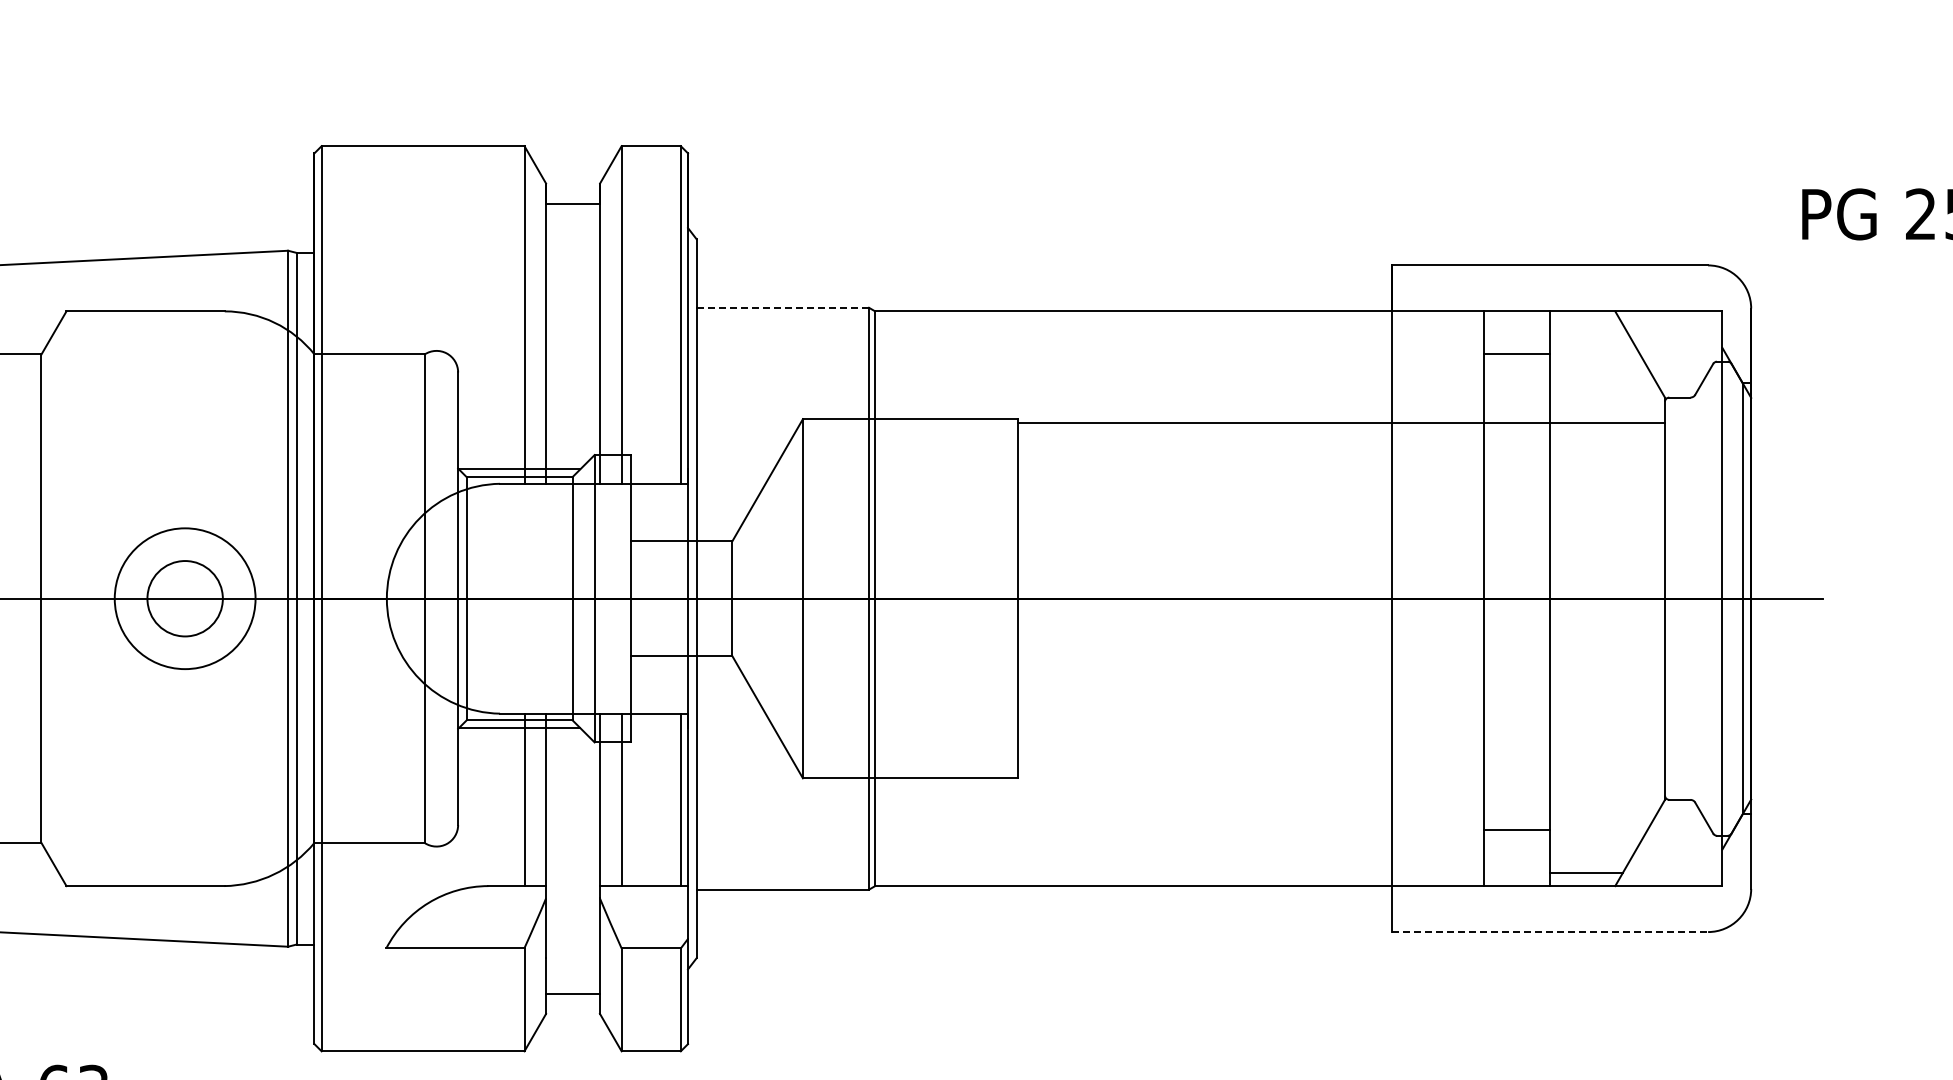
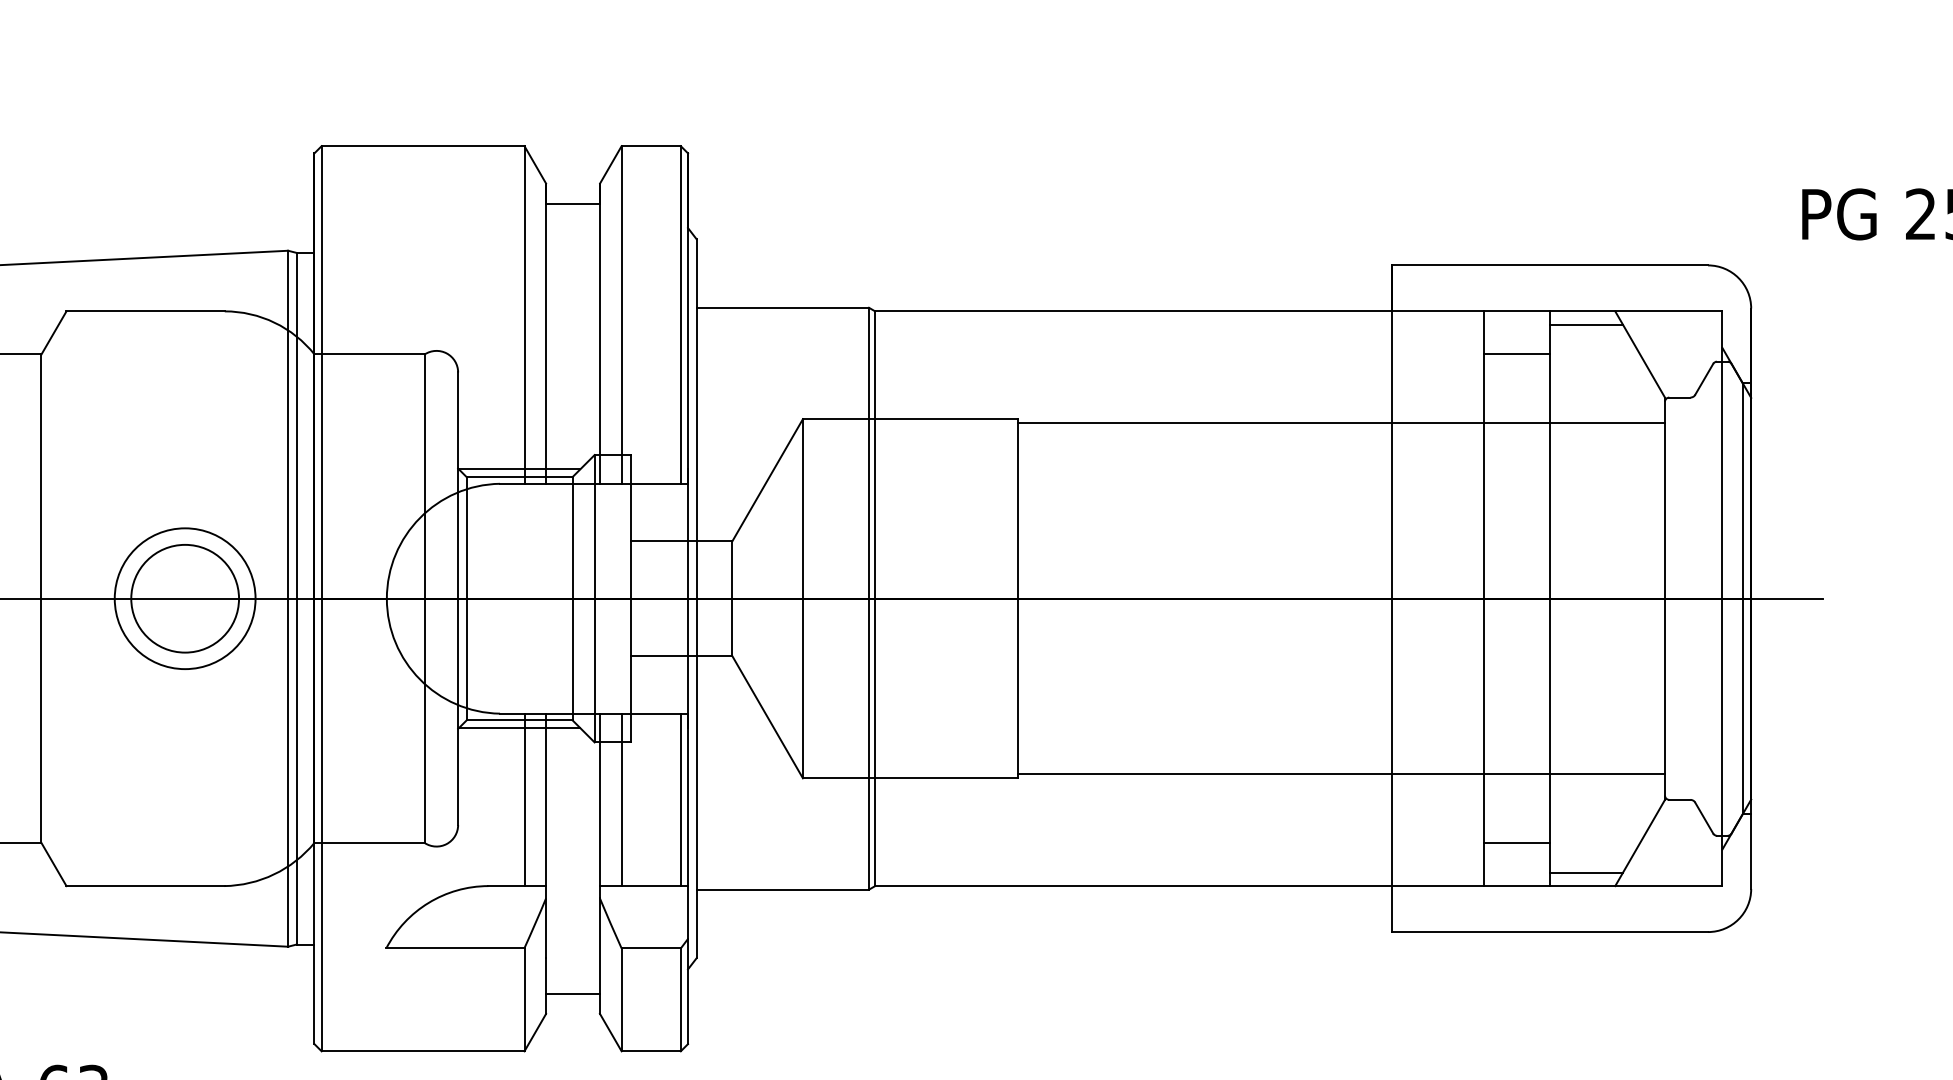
line: dashed -> solid (783, 307)
line: none -> present (1586, 324)
circle diameter: 75 px -> 108 px (185, 598)
line: none -> present (1341, 774)
line position: (1516, 829) -> (1516, 842) (1516, 842)
line: dashed -> solid (1550, 932)
